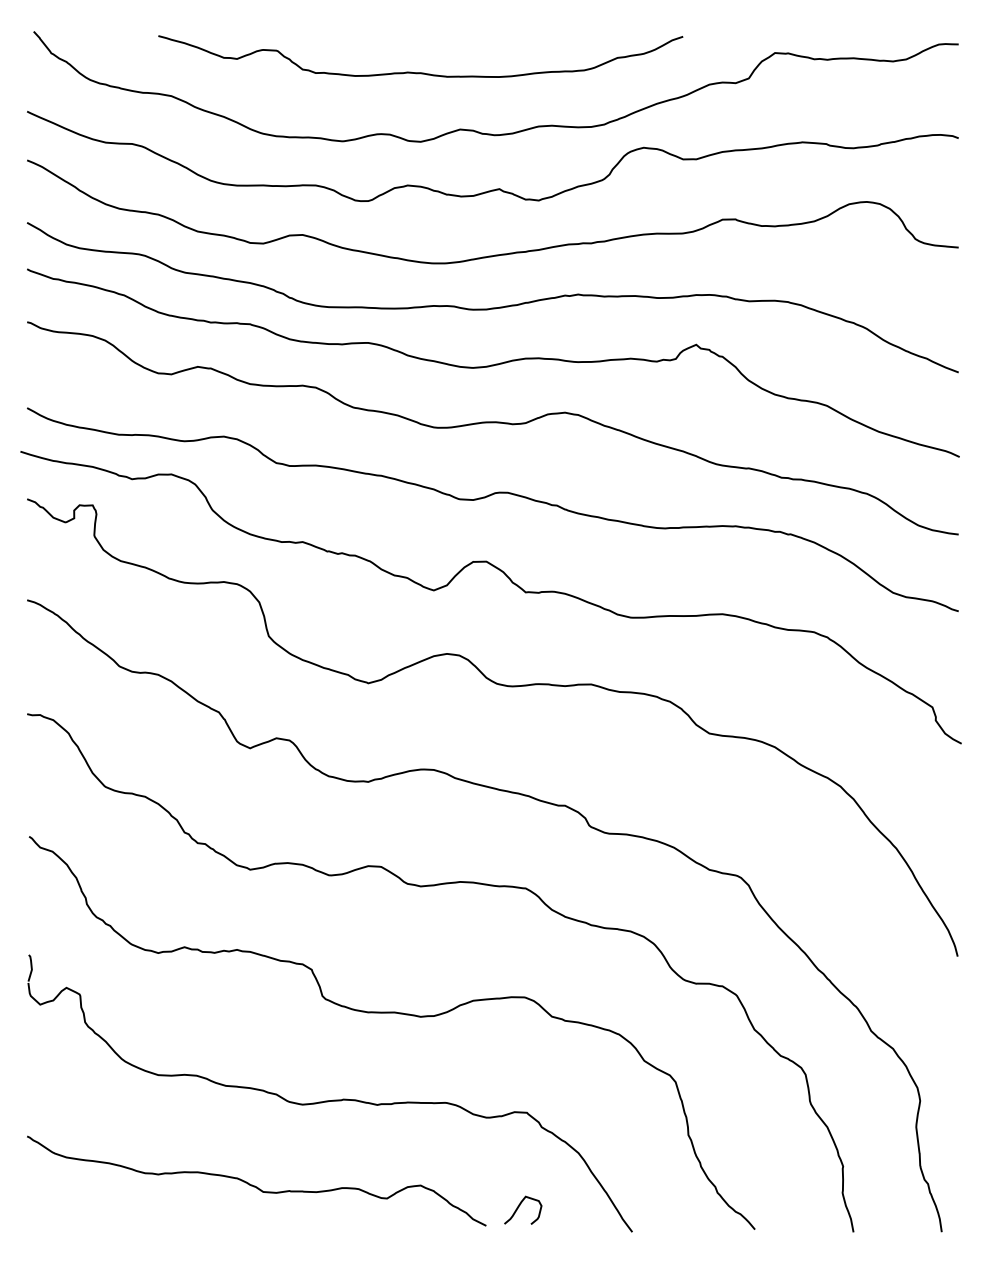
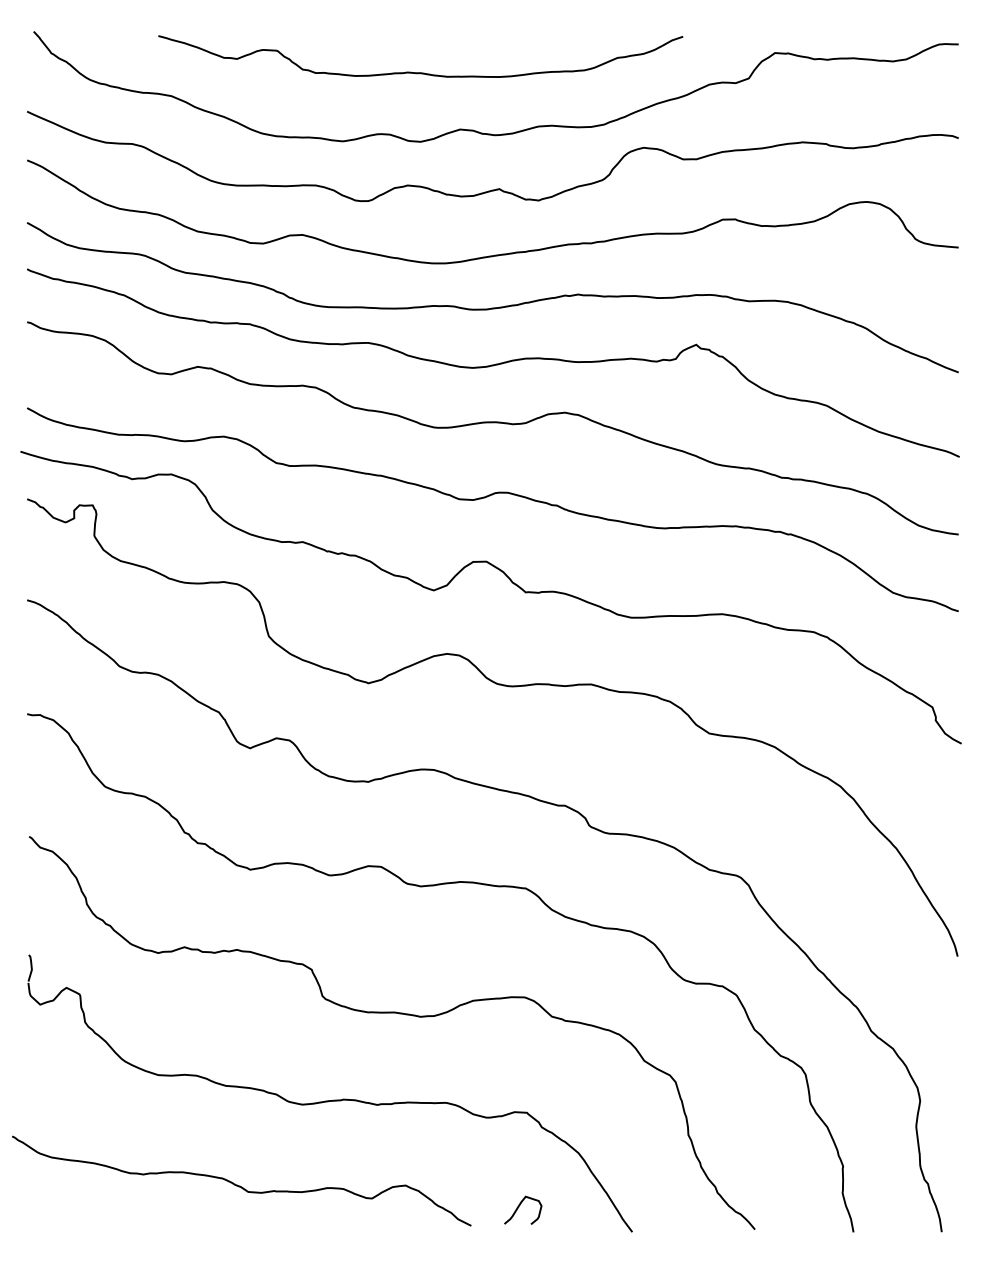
curve position: (255, 1185) -> (240, 1185) (240, 1185)
